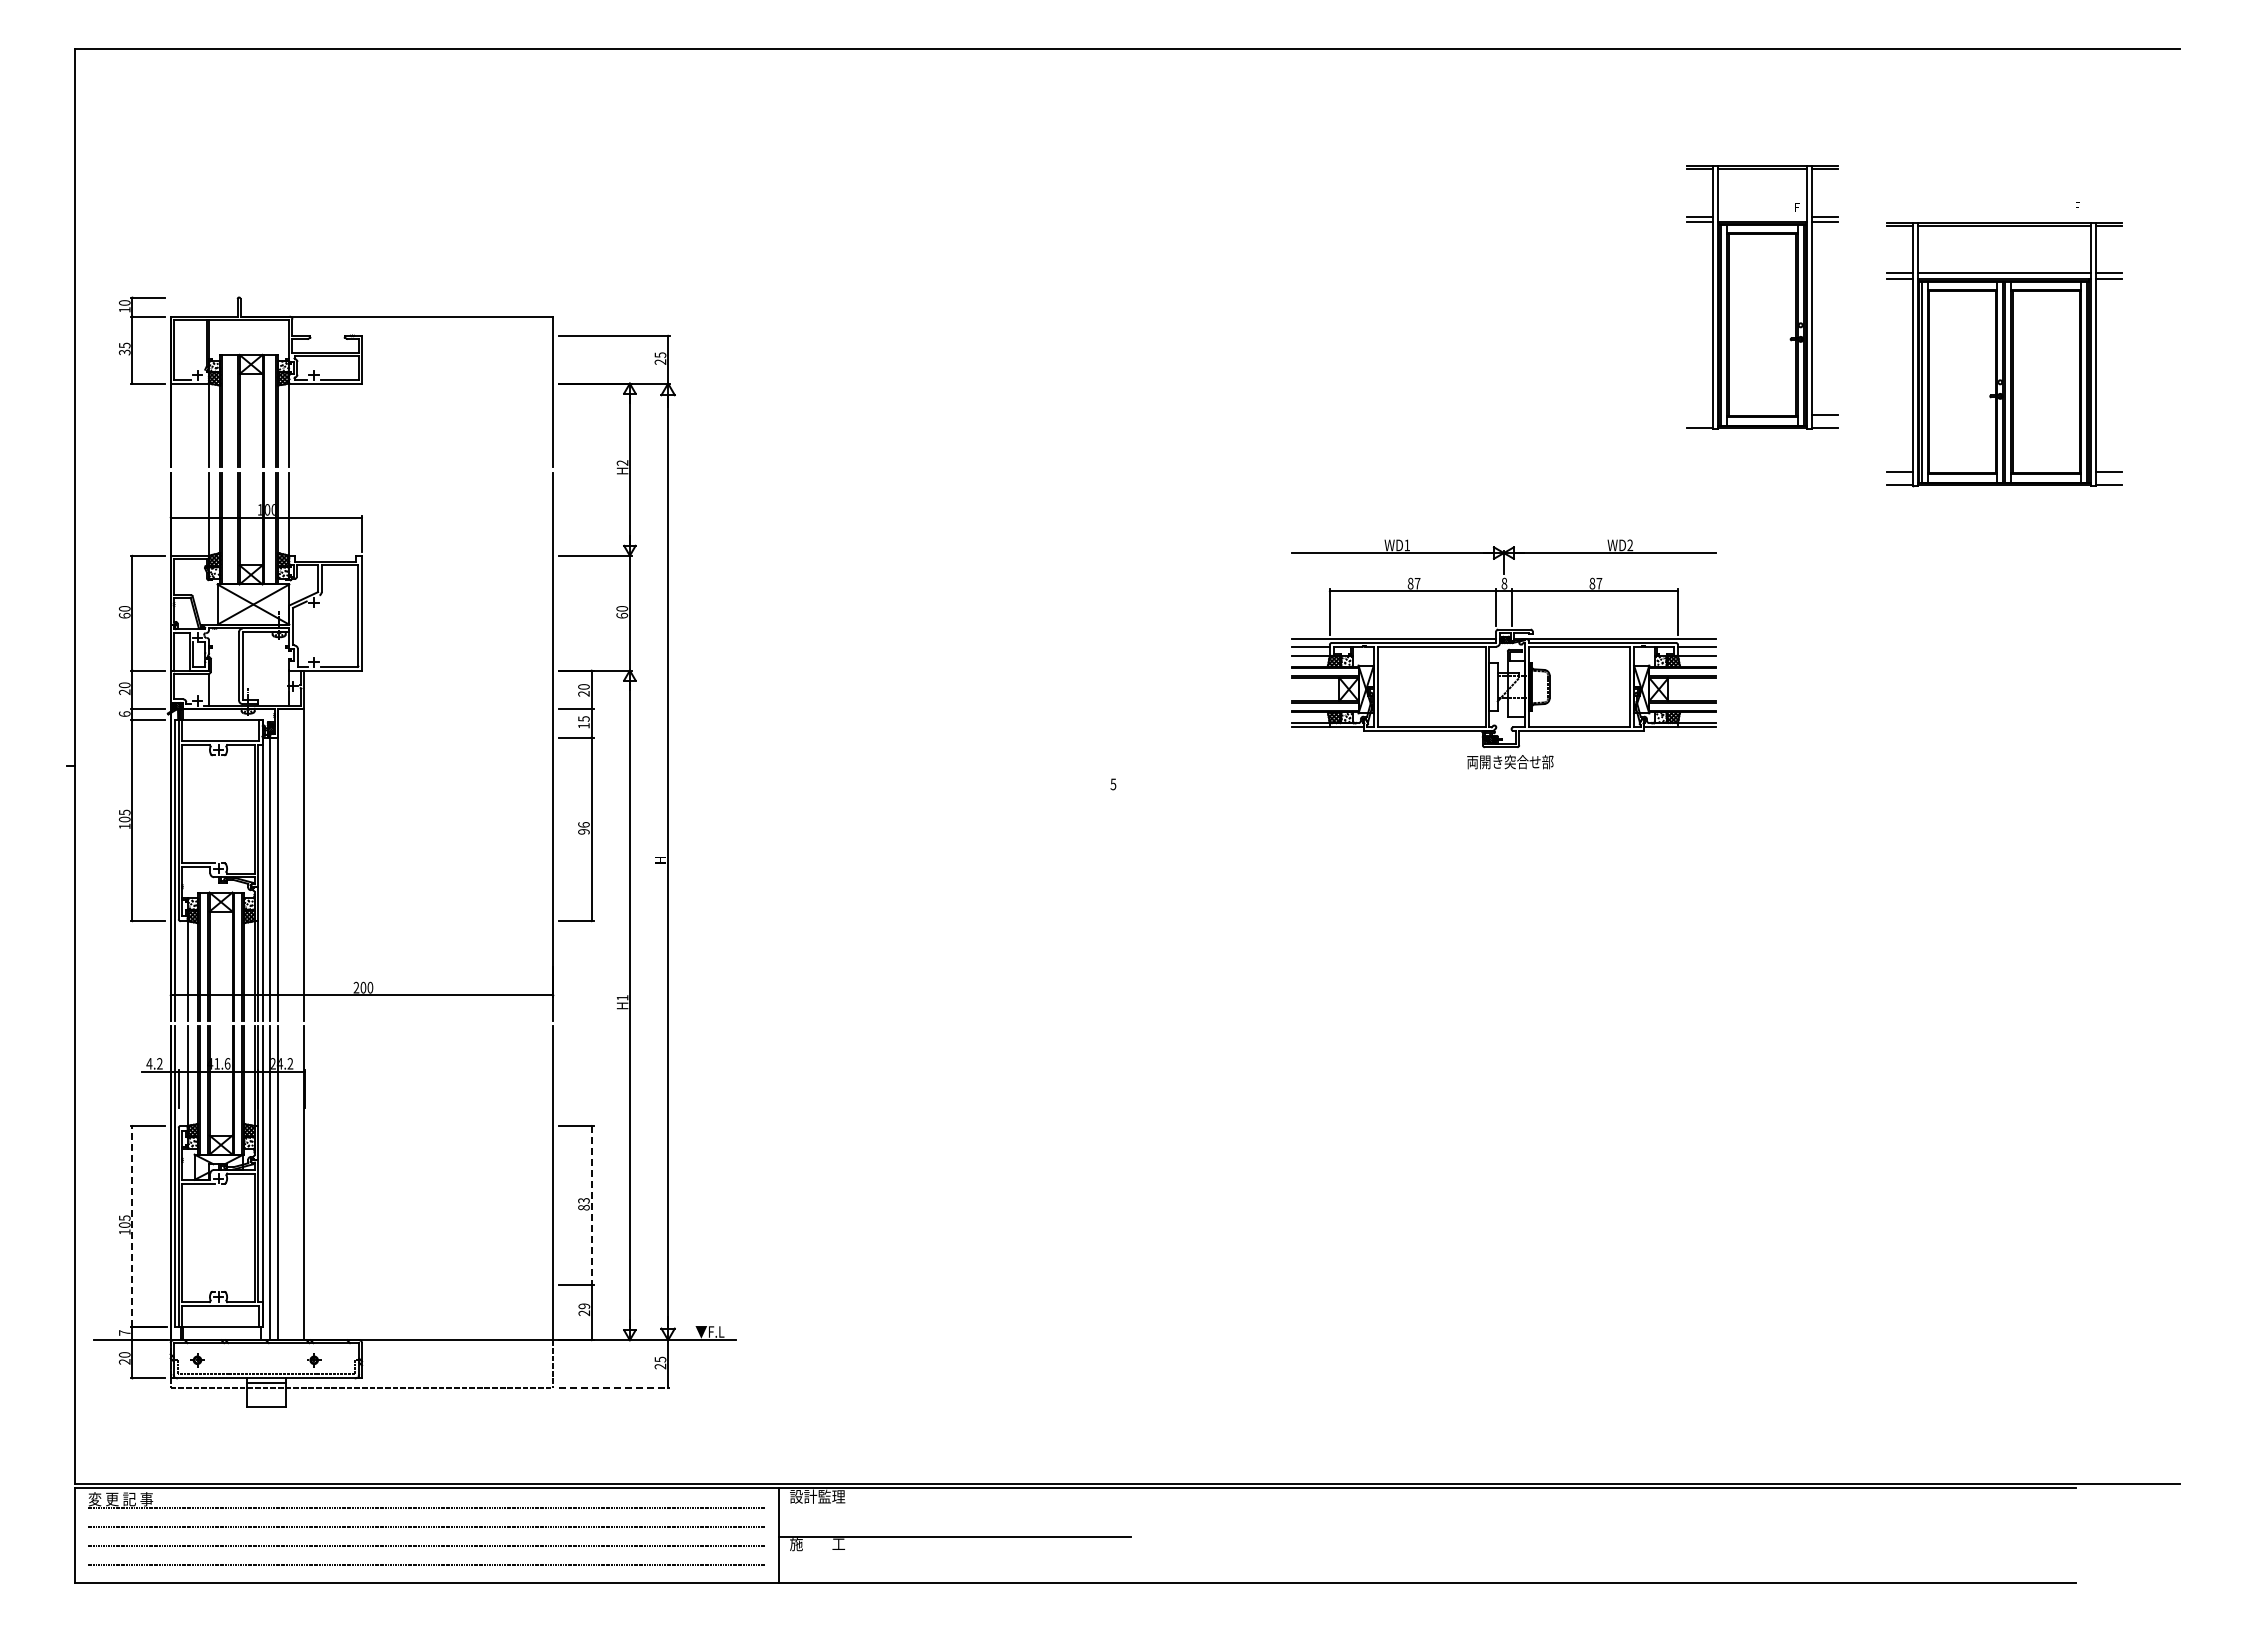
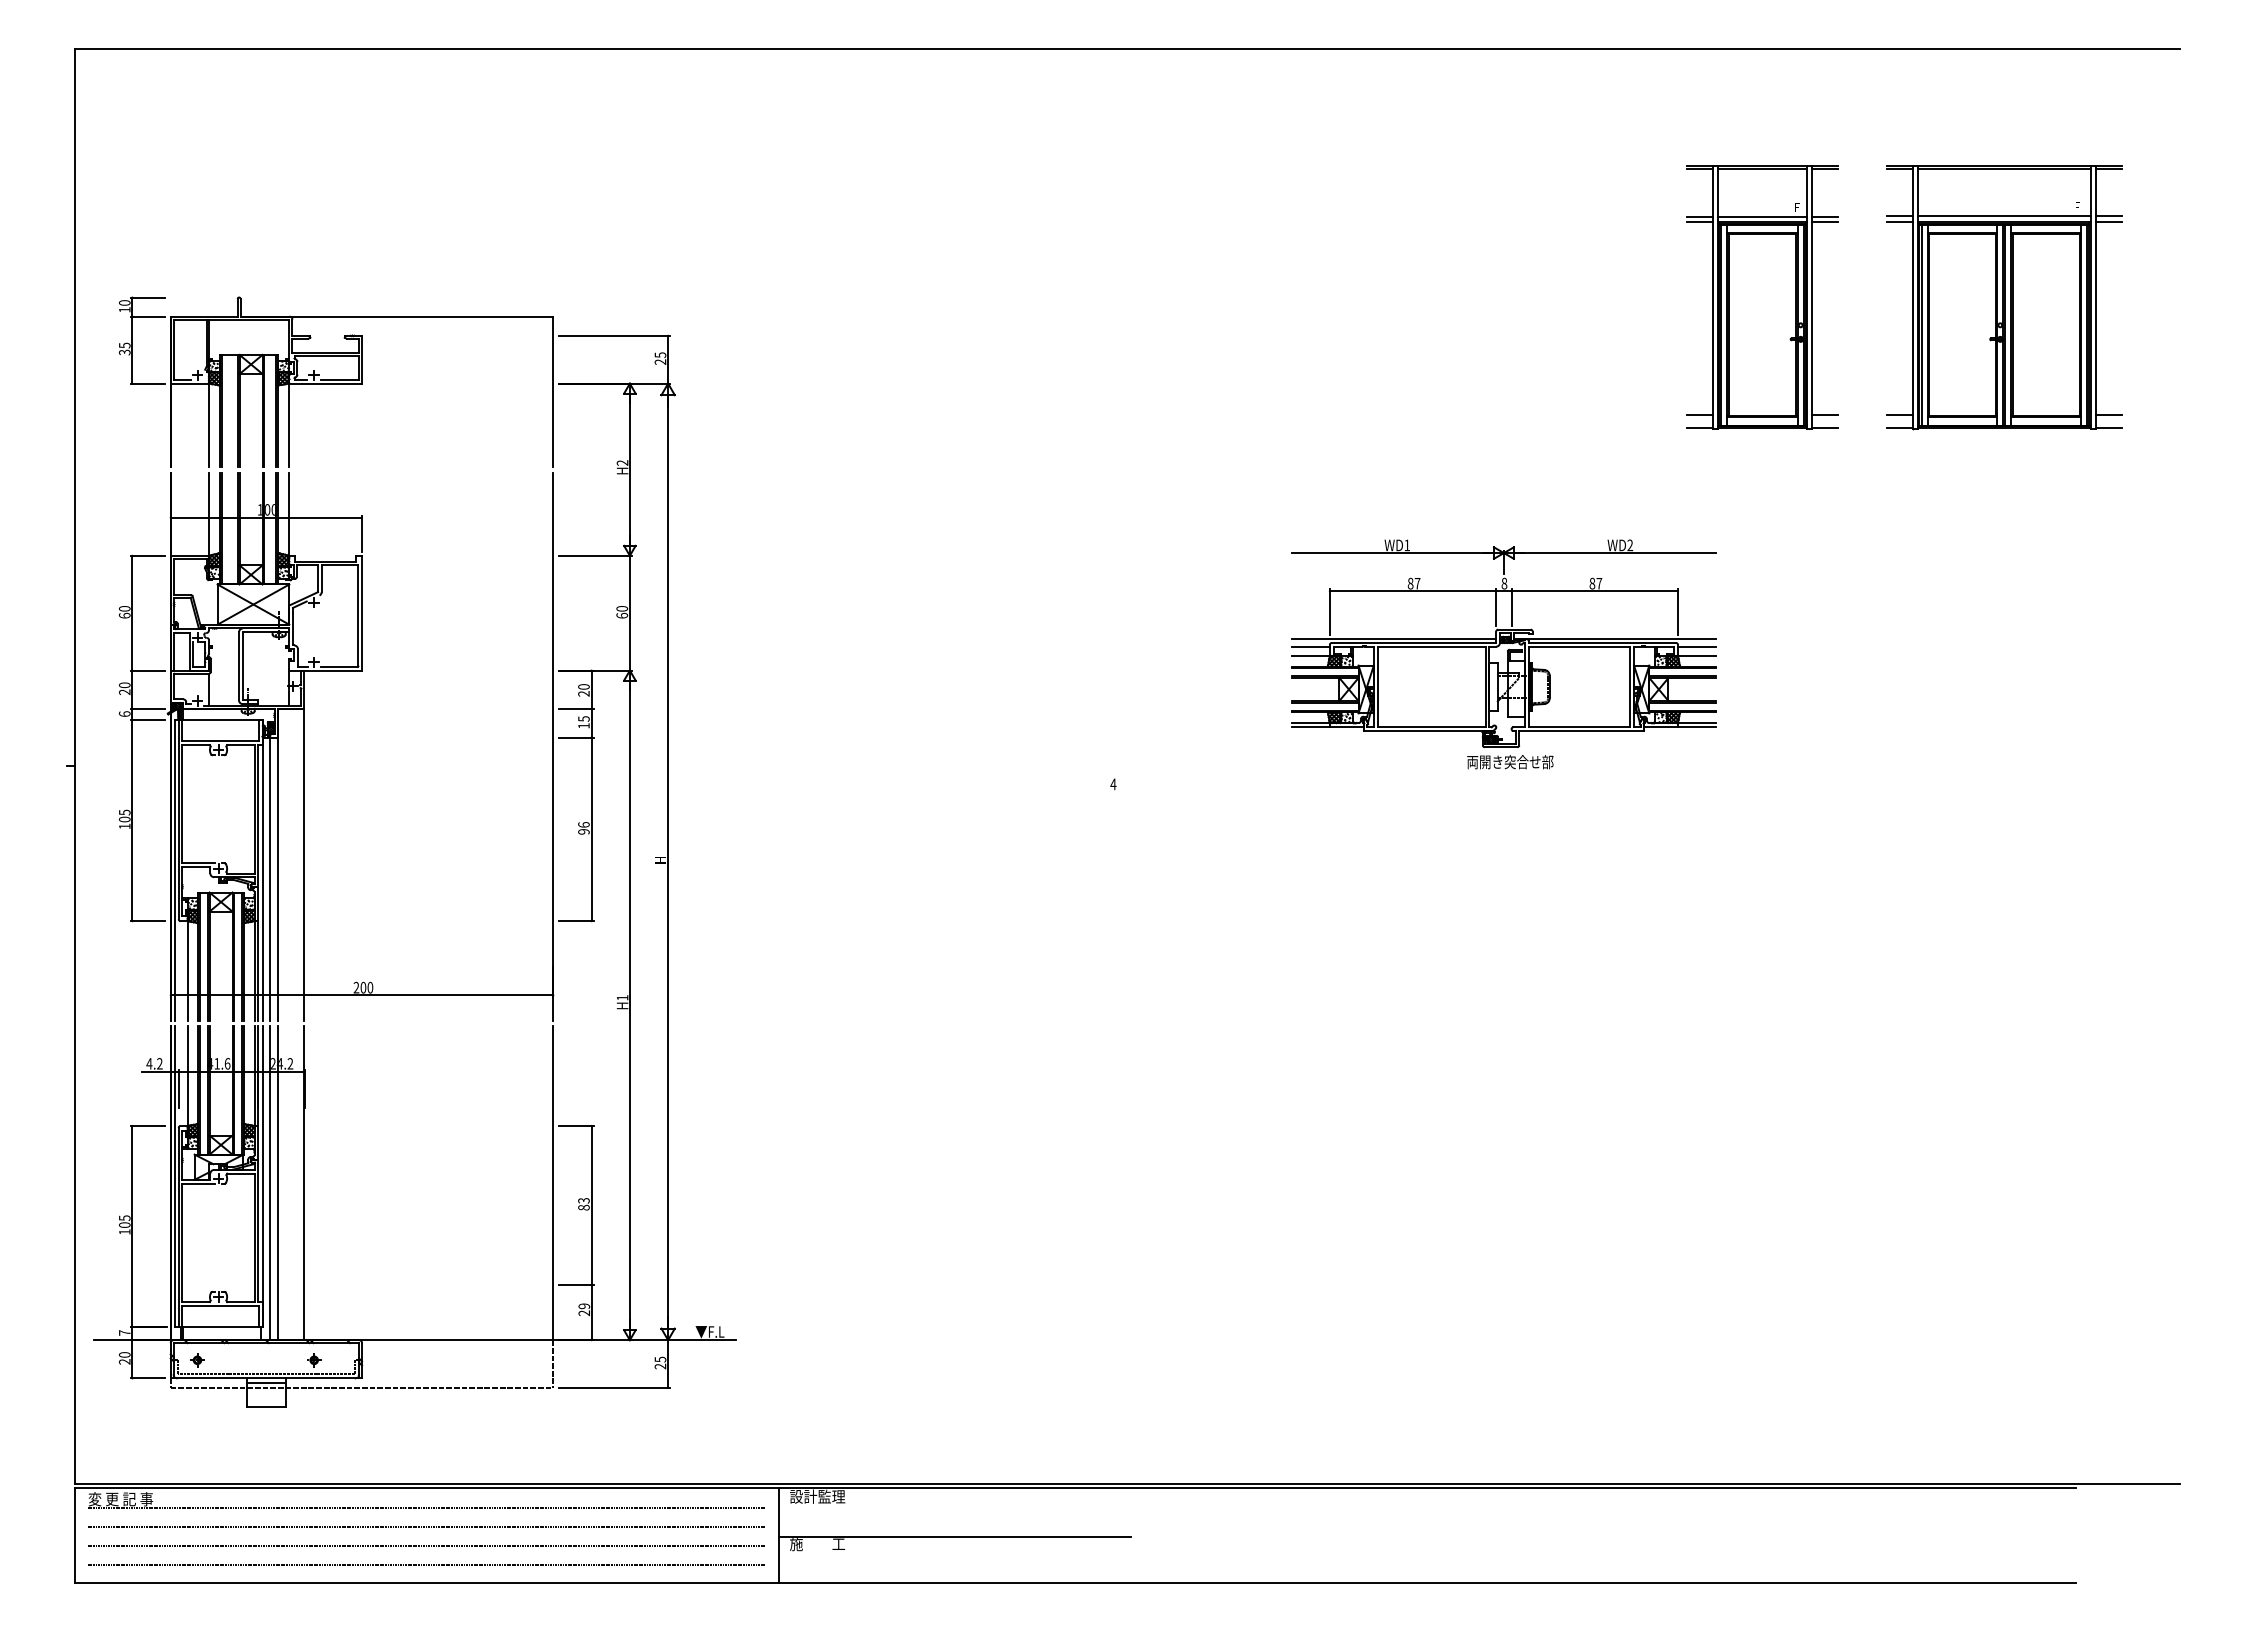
line: none -> present (1762, 216)
part position: (2004, 354) -> (2004, 297) (2004, 297)
line: none -> present (1699, 414)
text: 5 -> 4 (1113, 784)
line: dashed -> solid (591, 1205)
line: dashed -> solid (132, 1225)
line: dashed -> solid (615, 1388)
